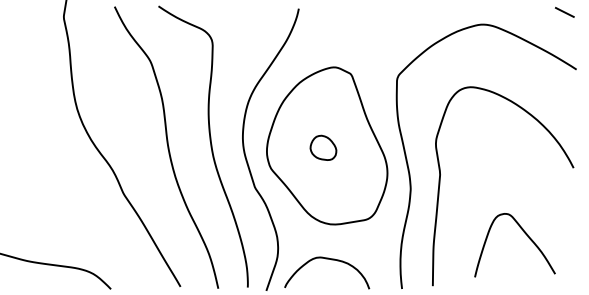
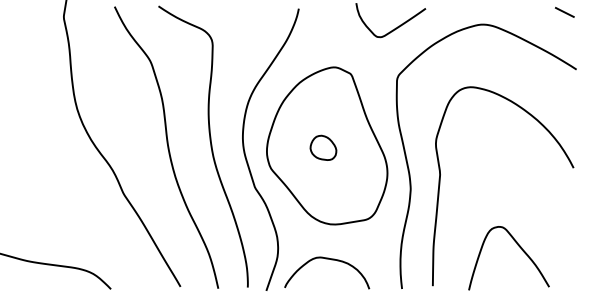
curve: none -> present (395, 27)
curve position: (525, 234) -> (519, 247) (519, 247)
